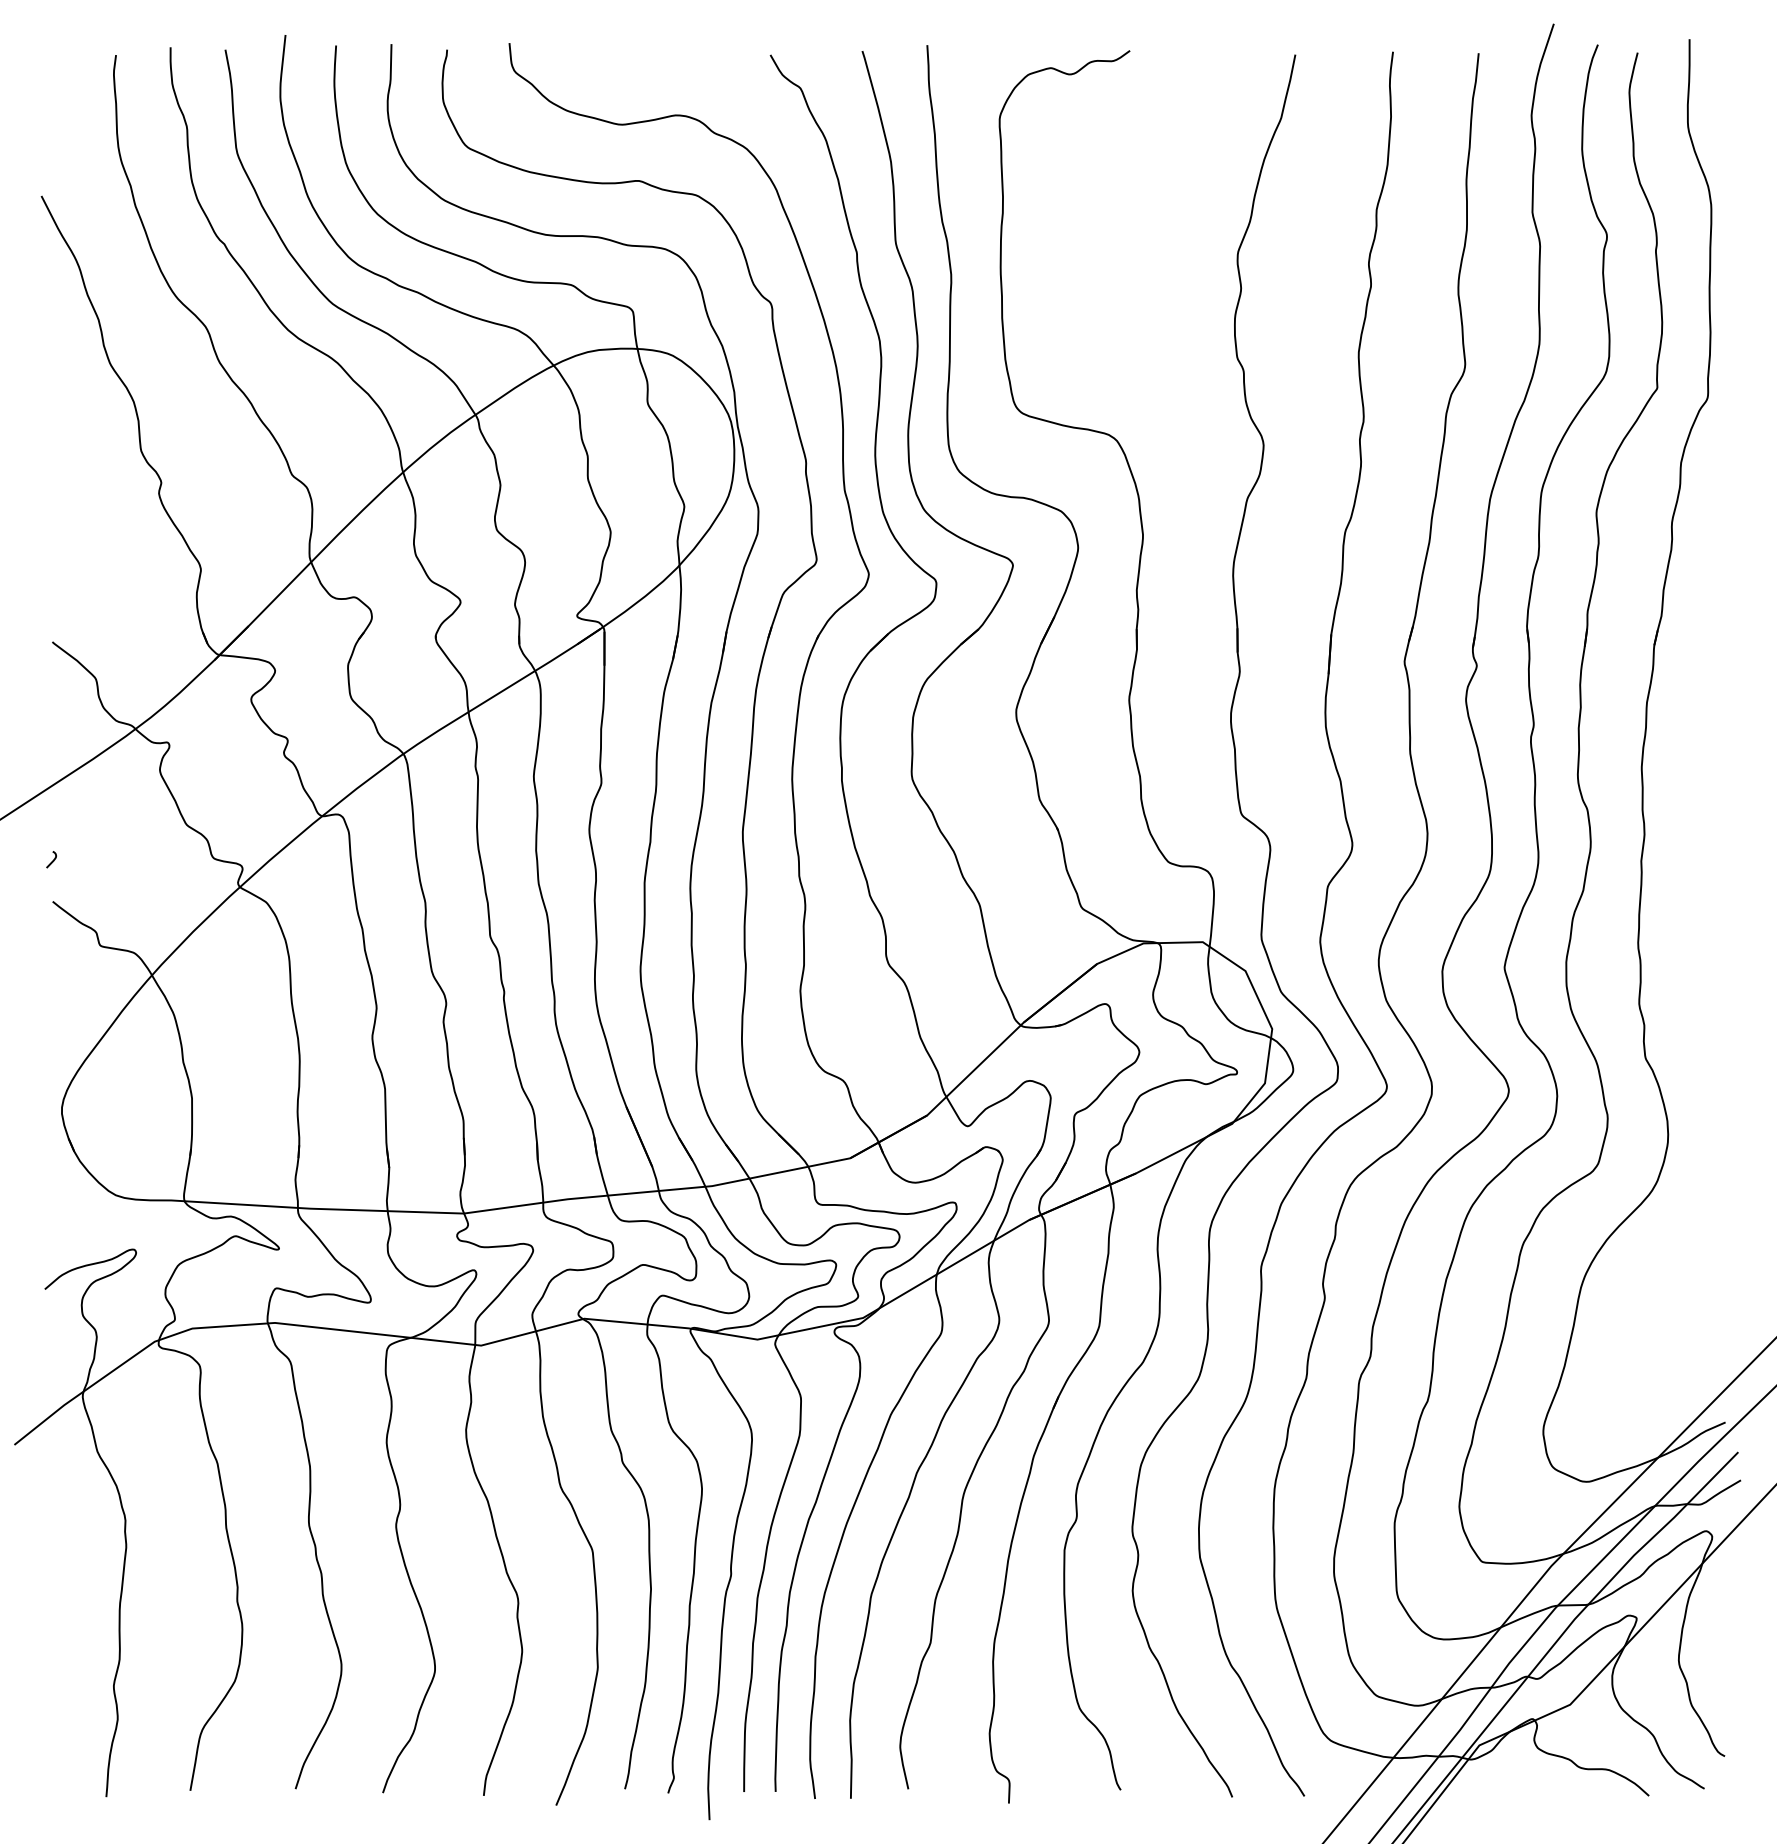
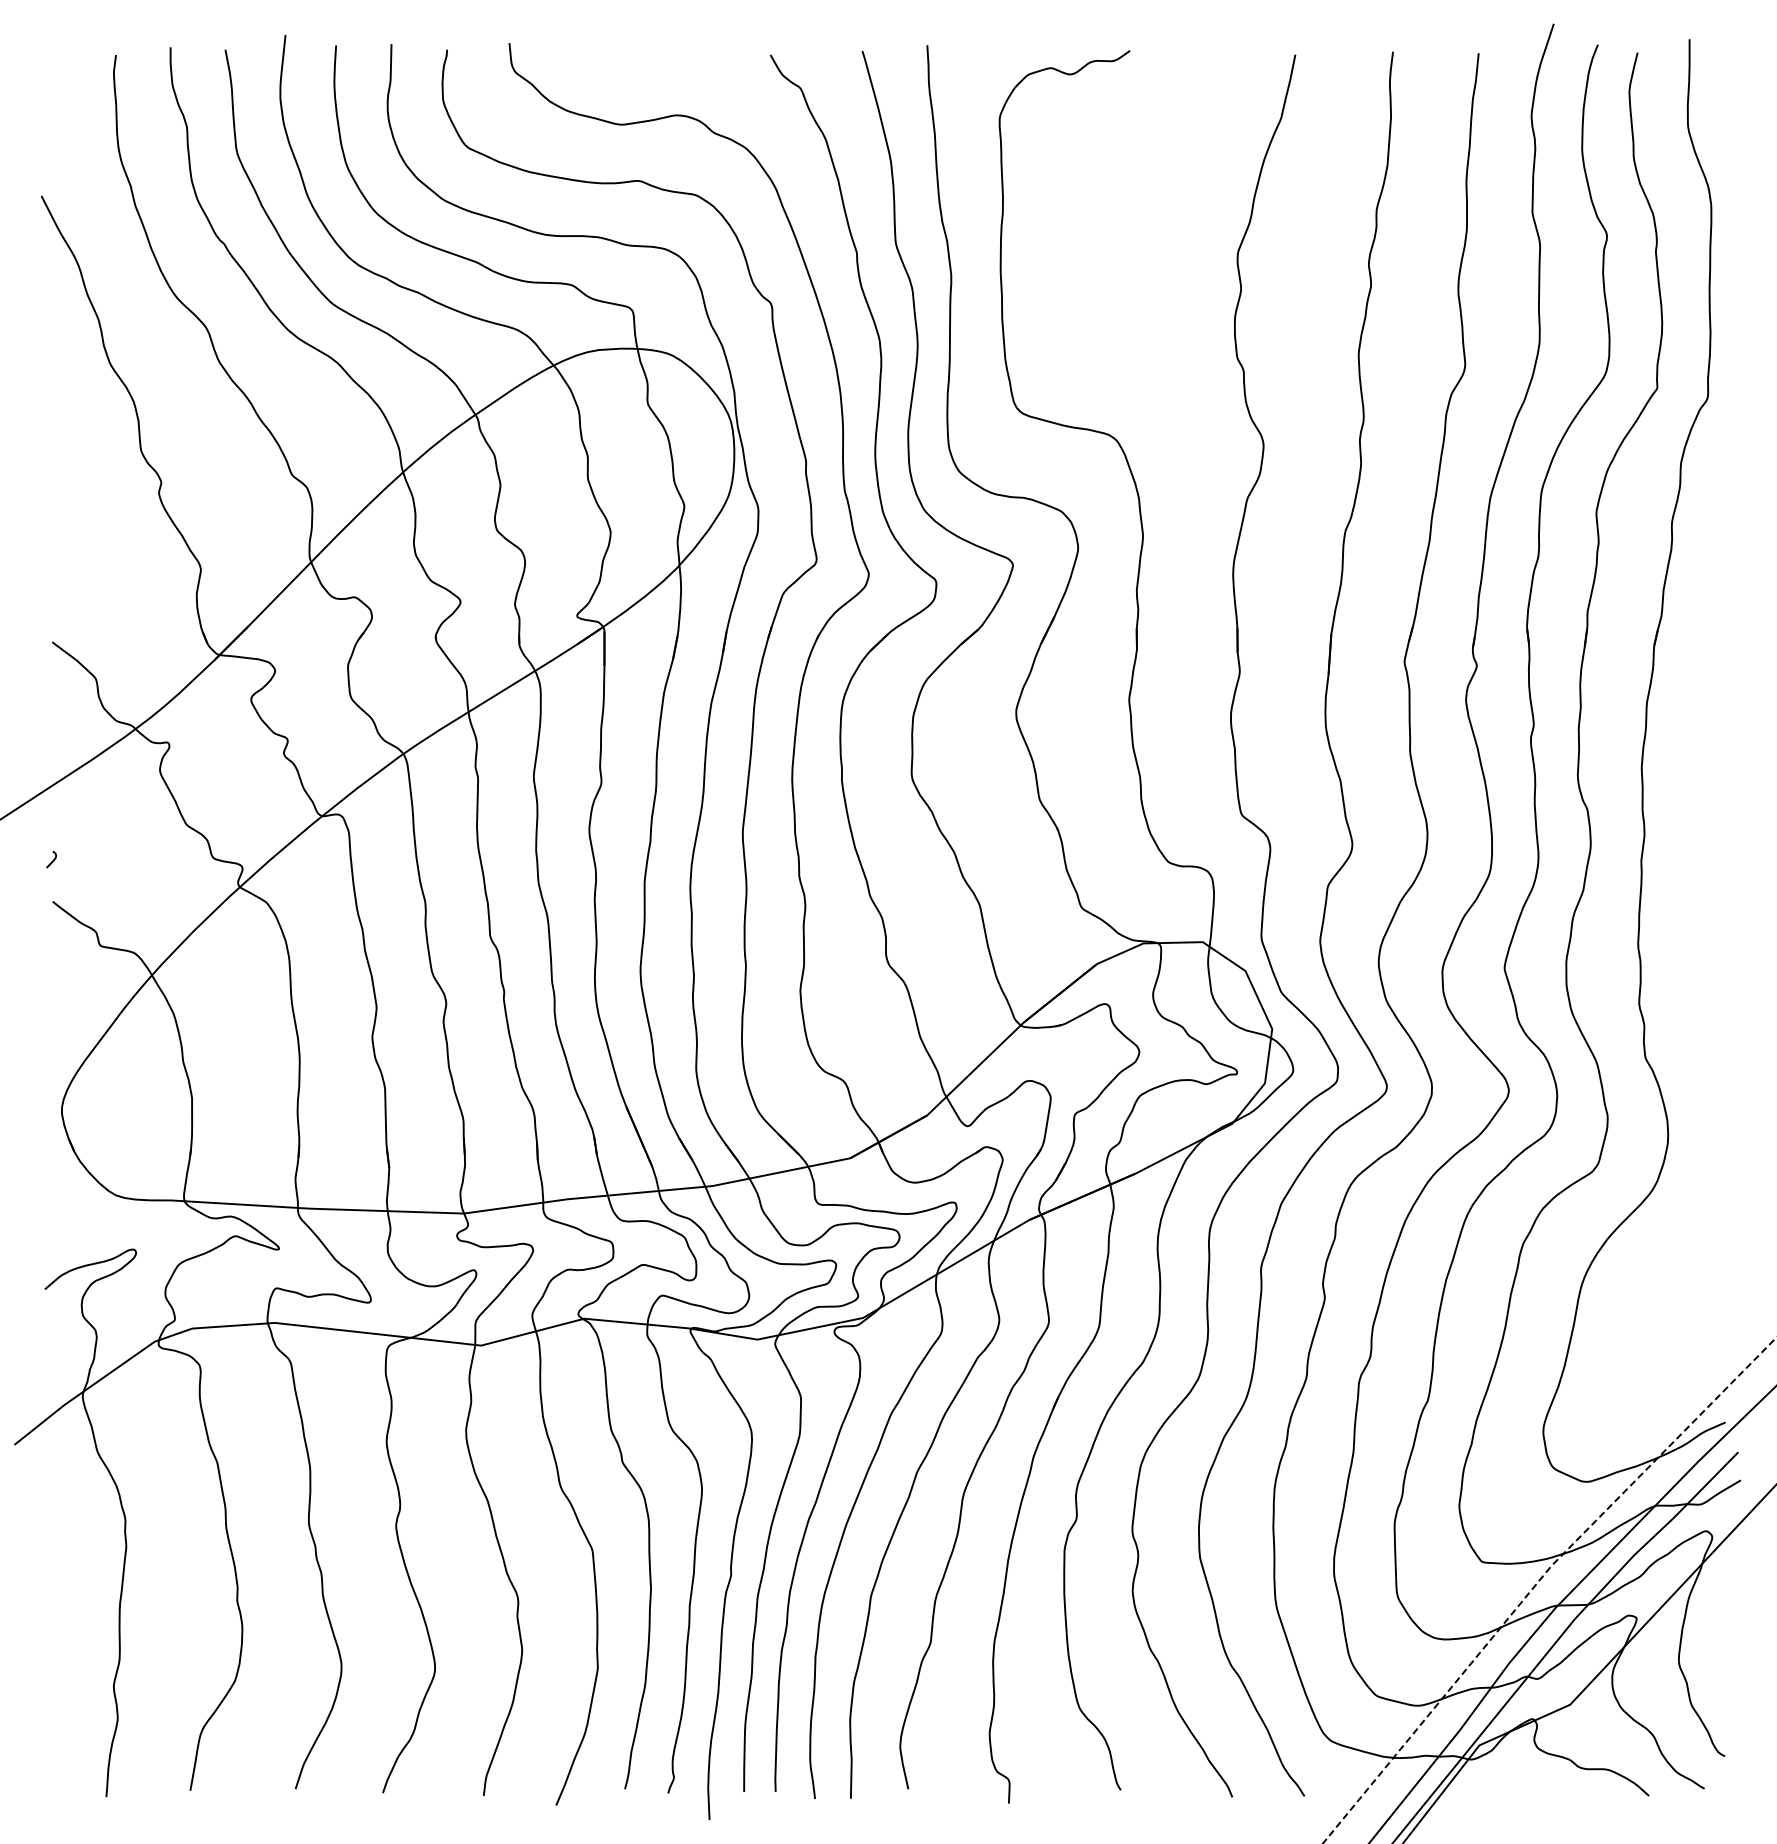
line: solid -> dashed (1539, 1580)
